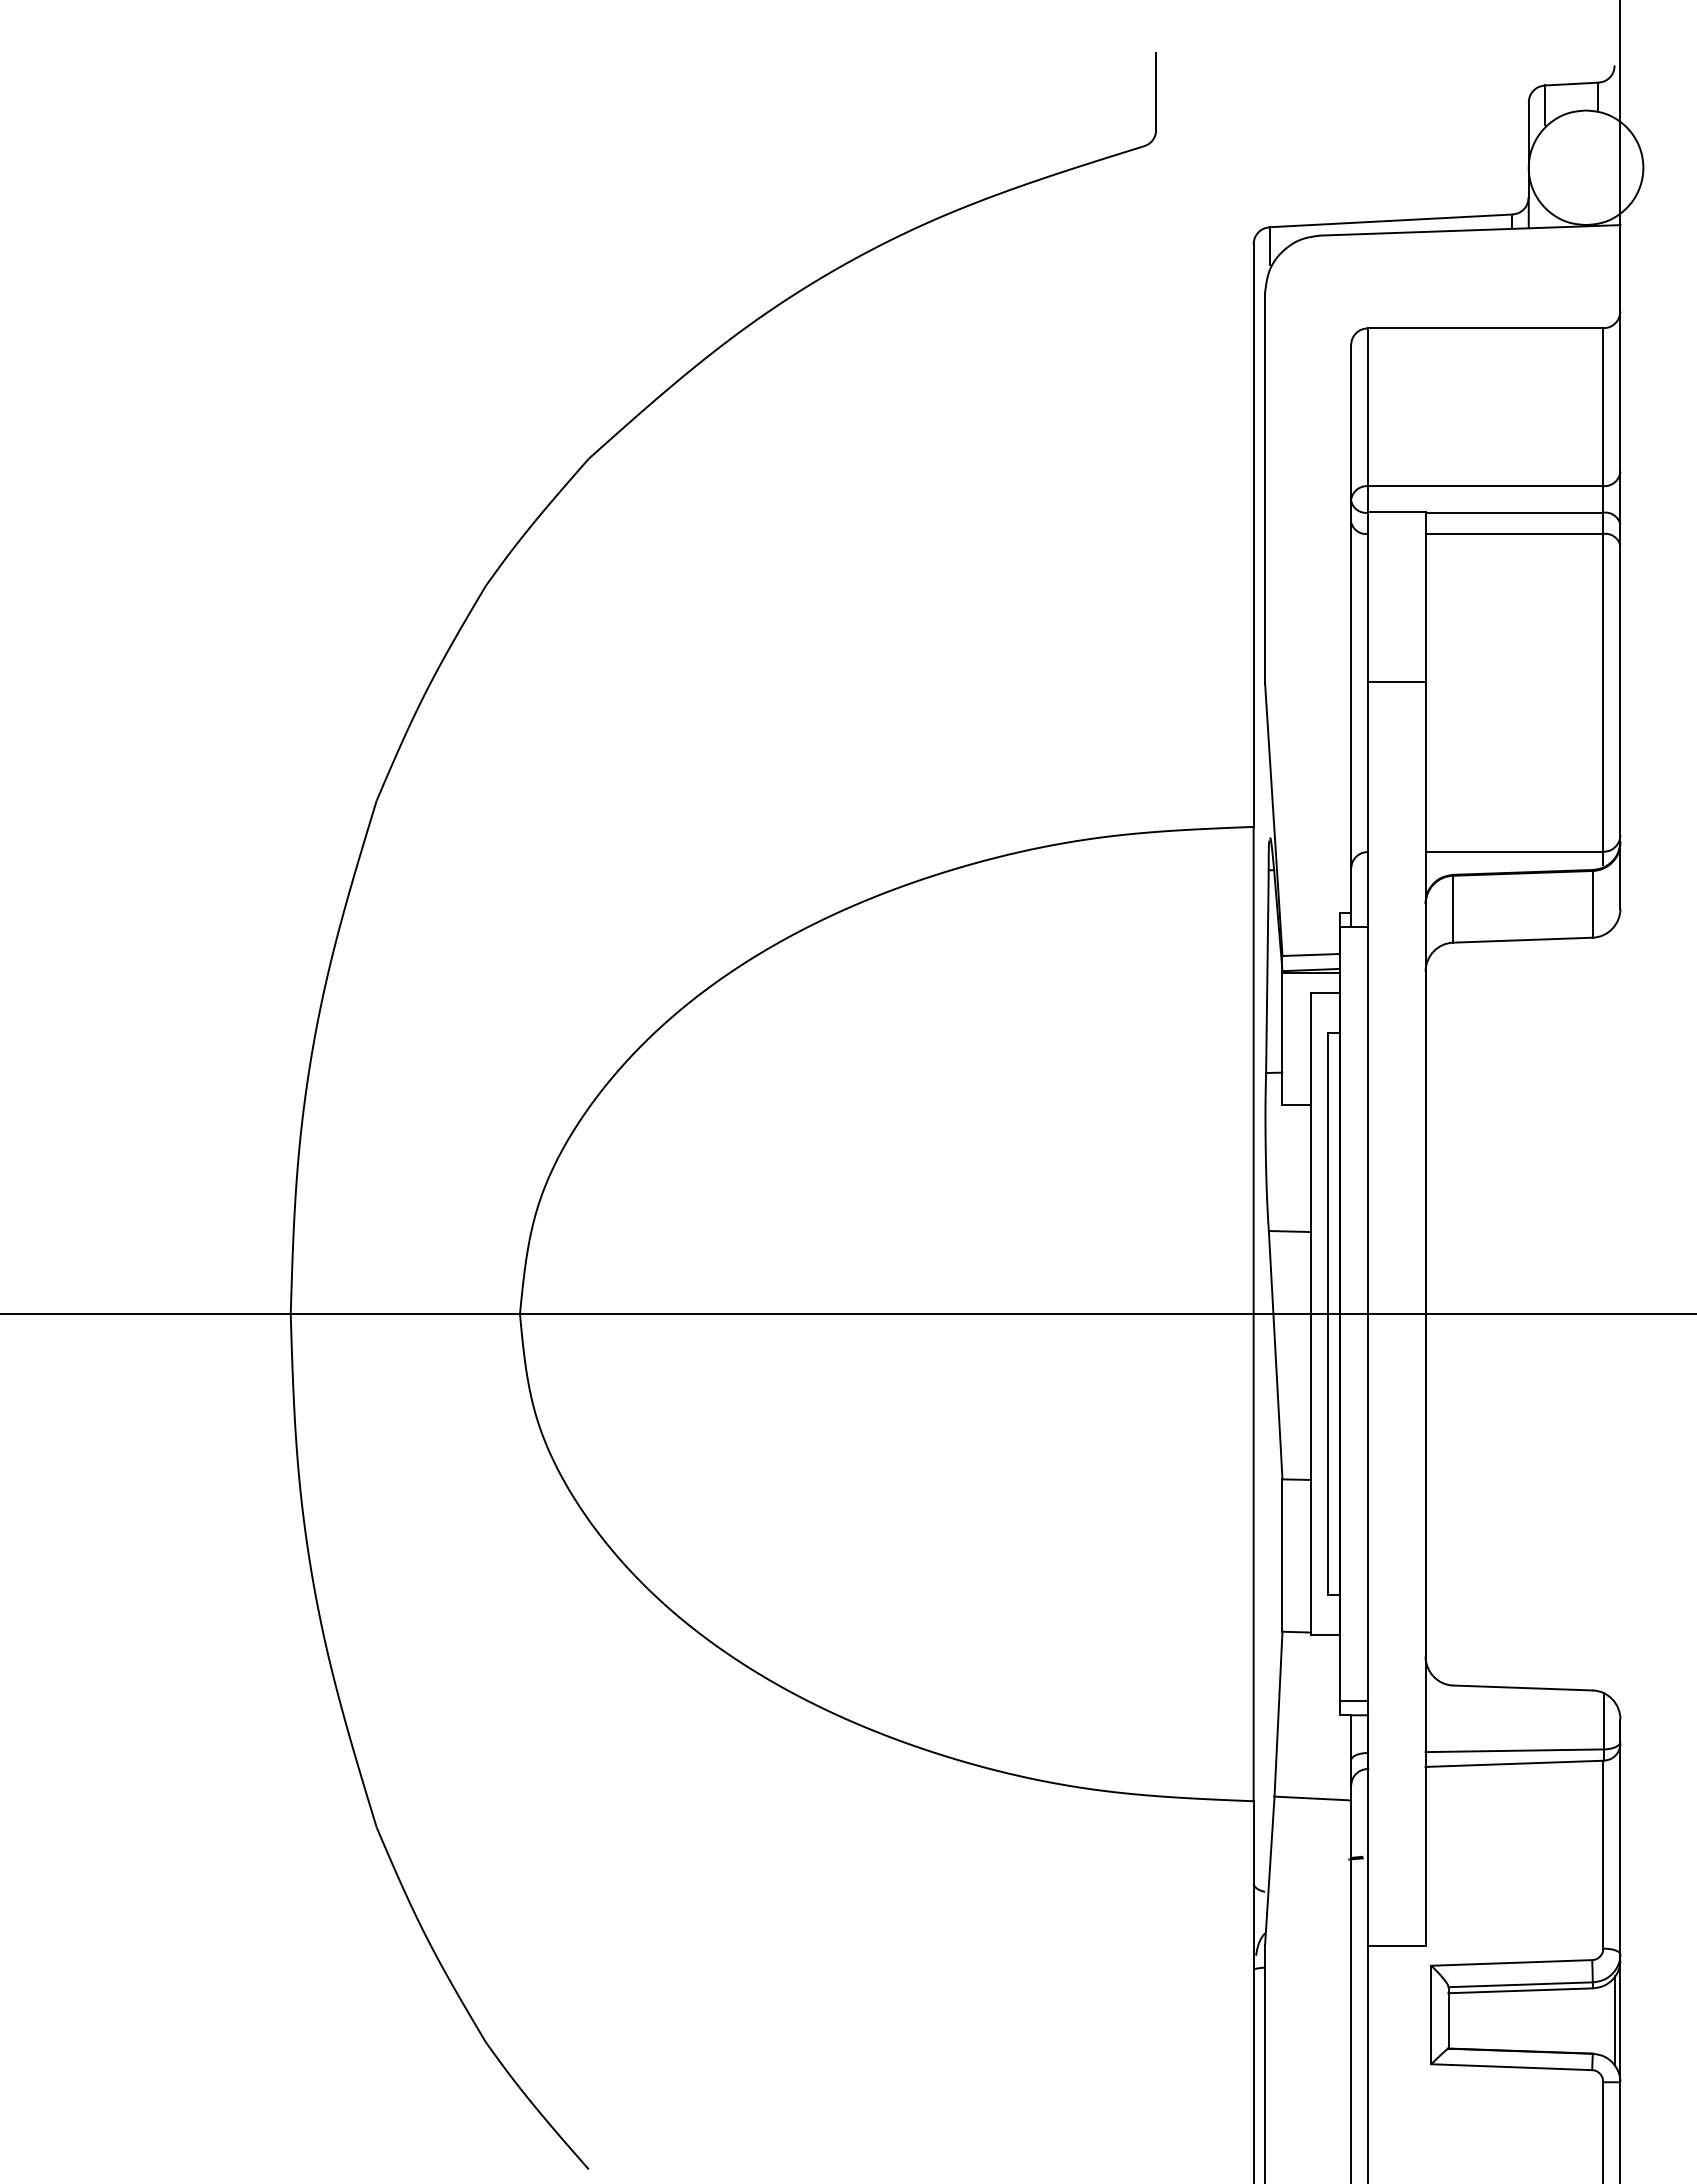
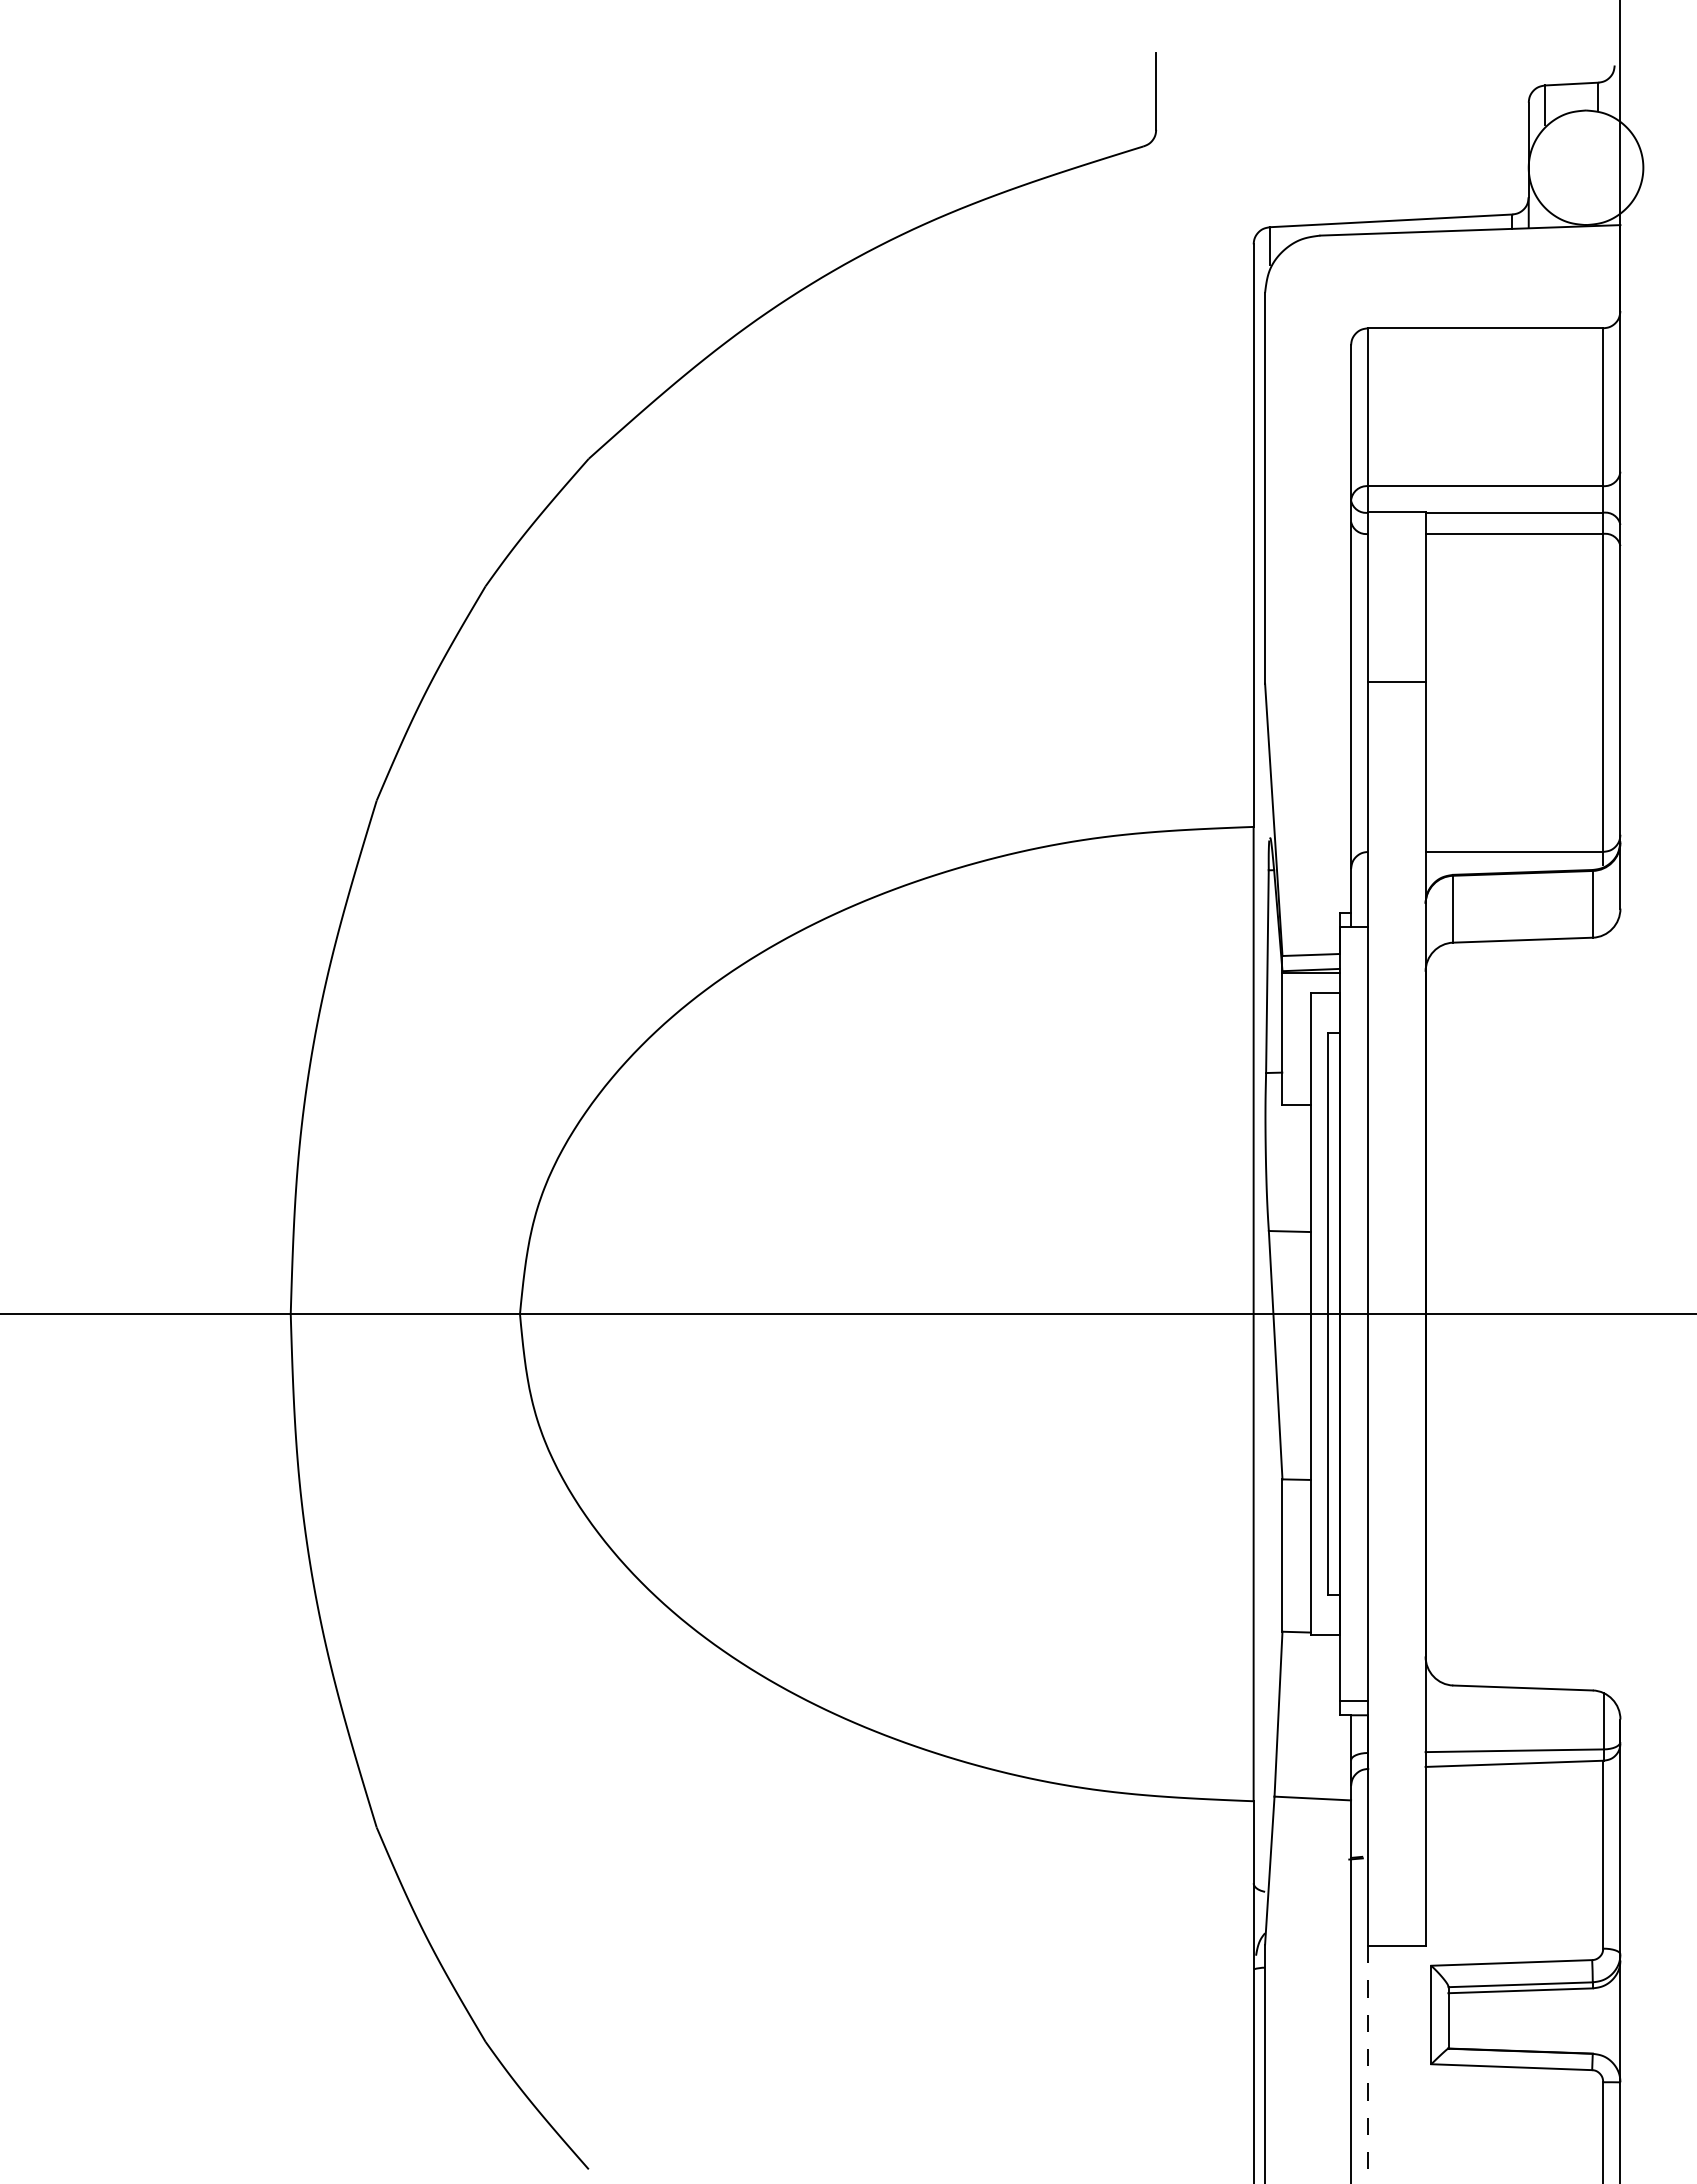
line: present -> none (1614, 2021)
line: solid -> dashed (1368, 2065)
